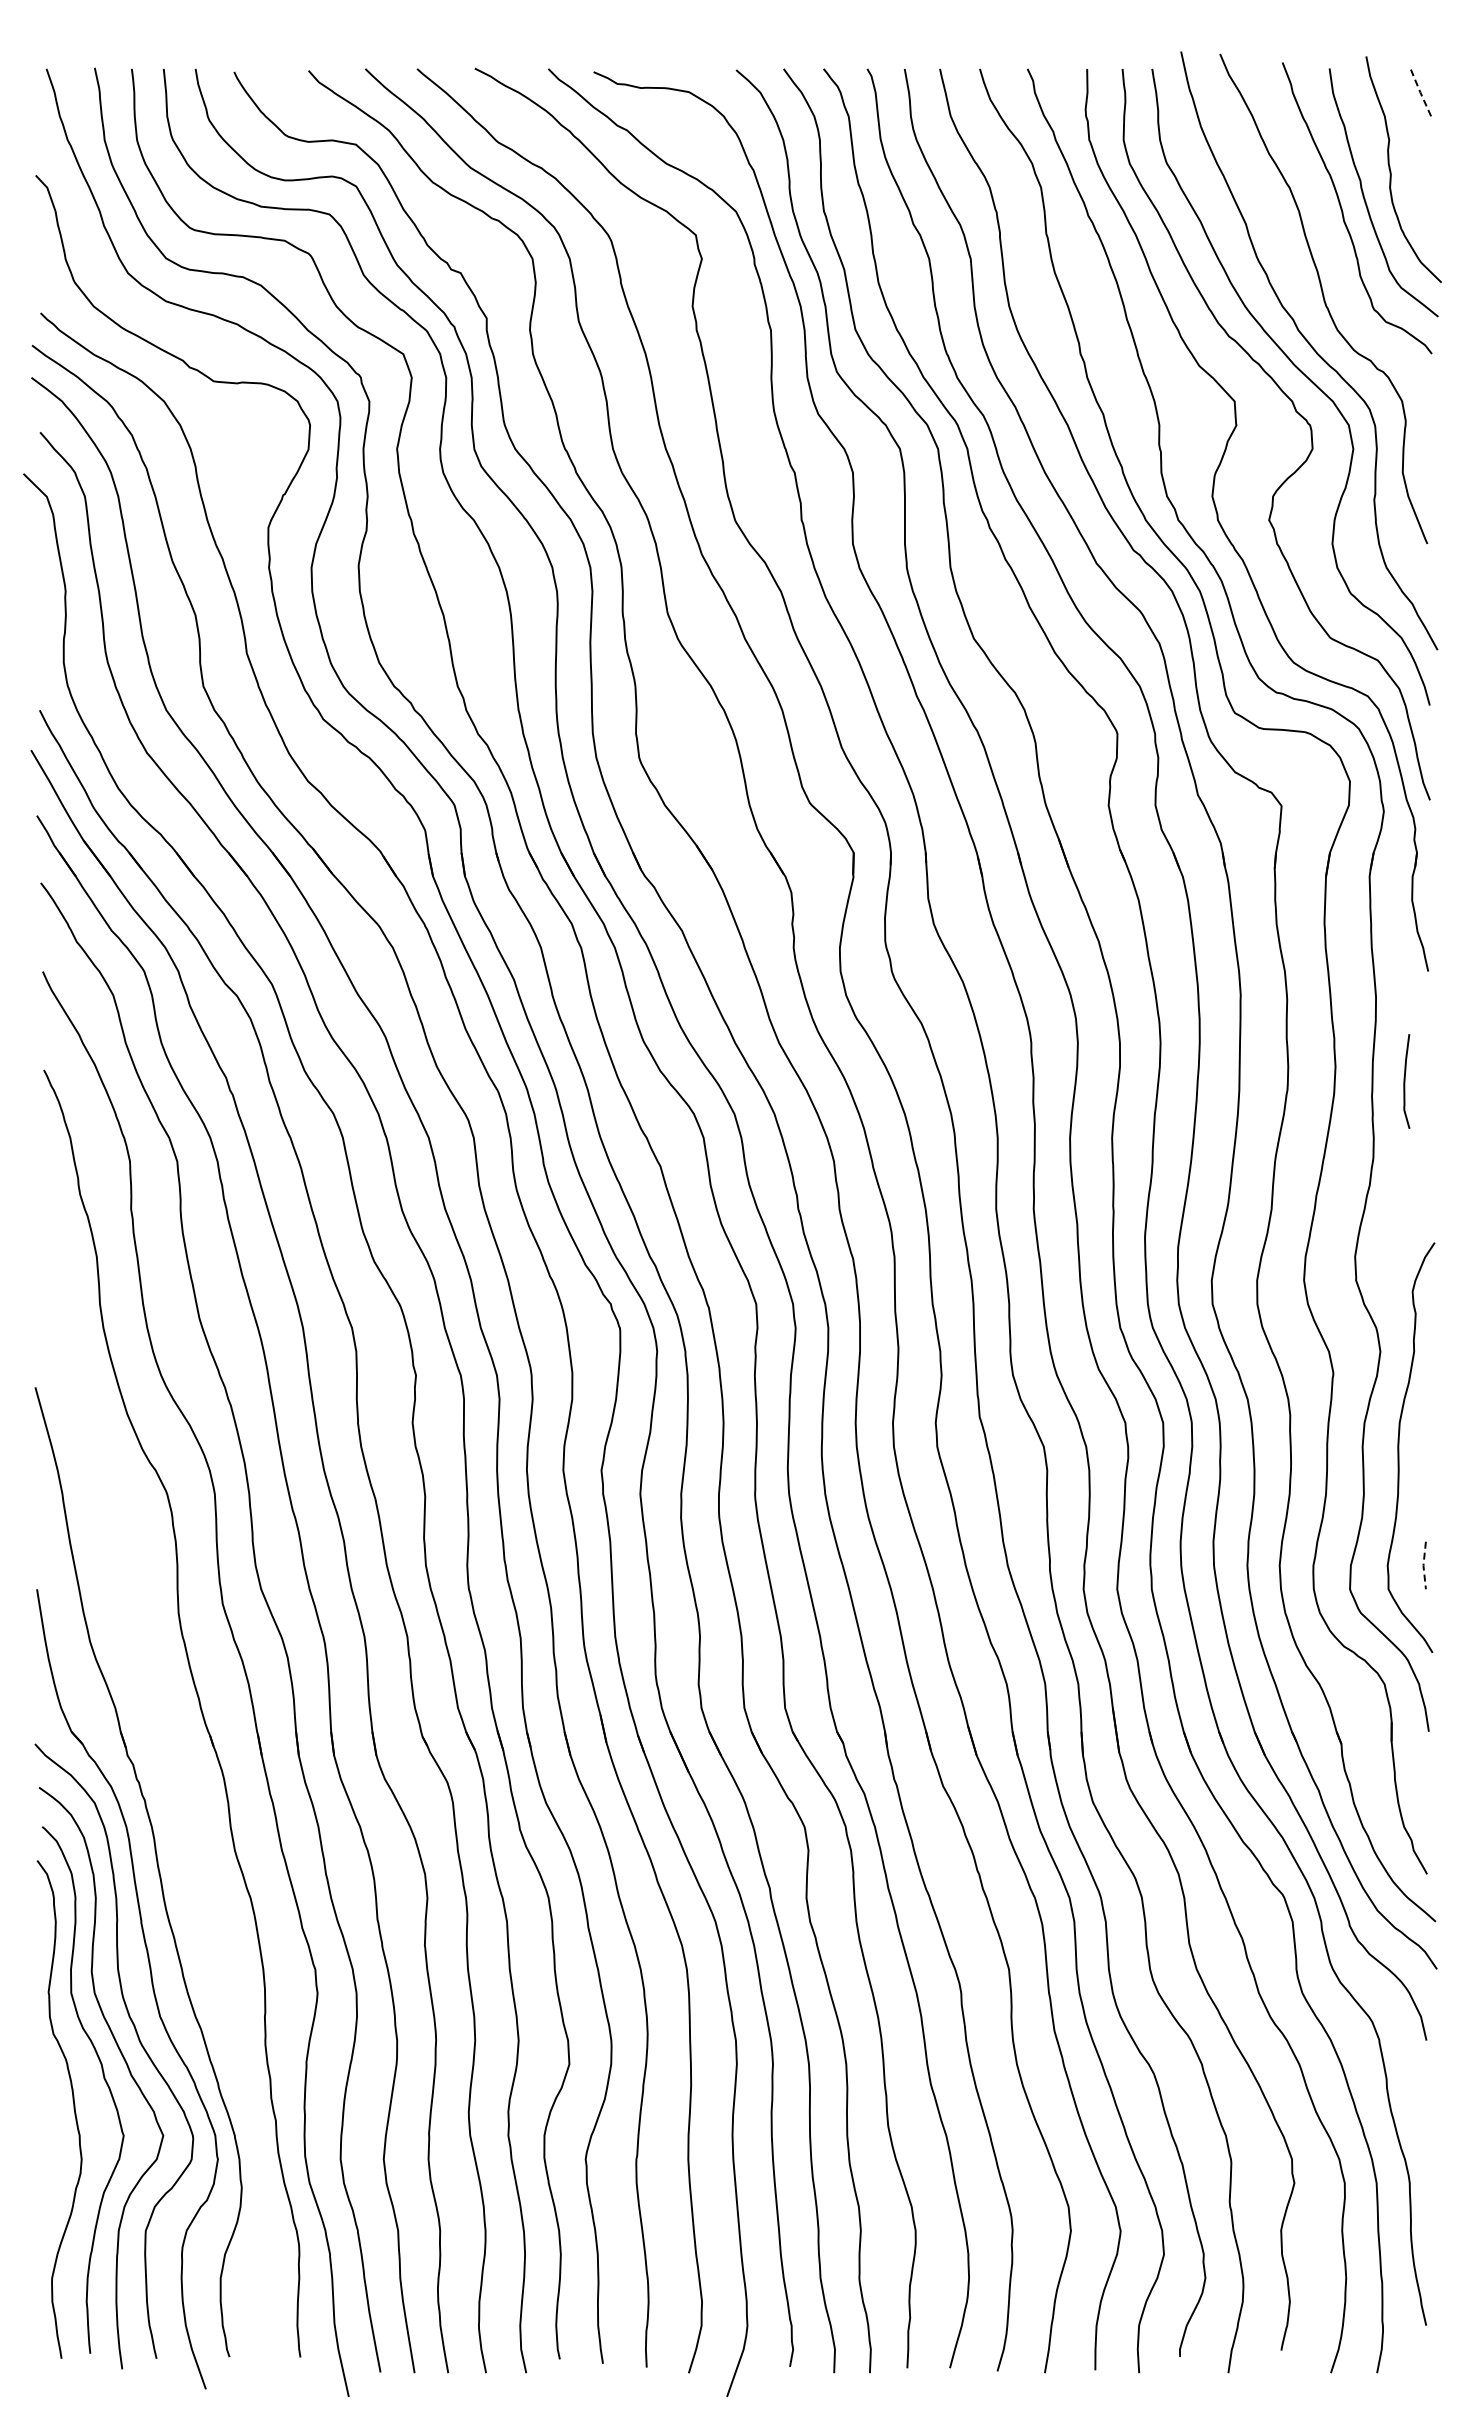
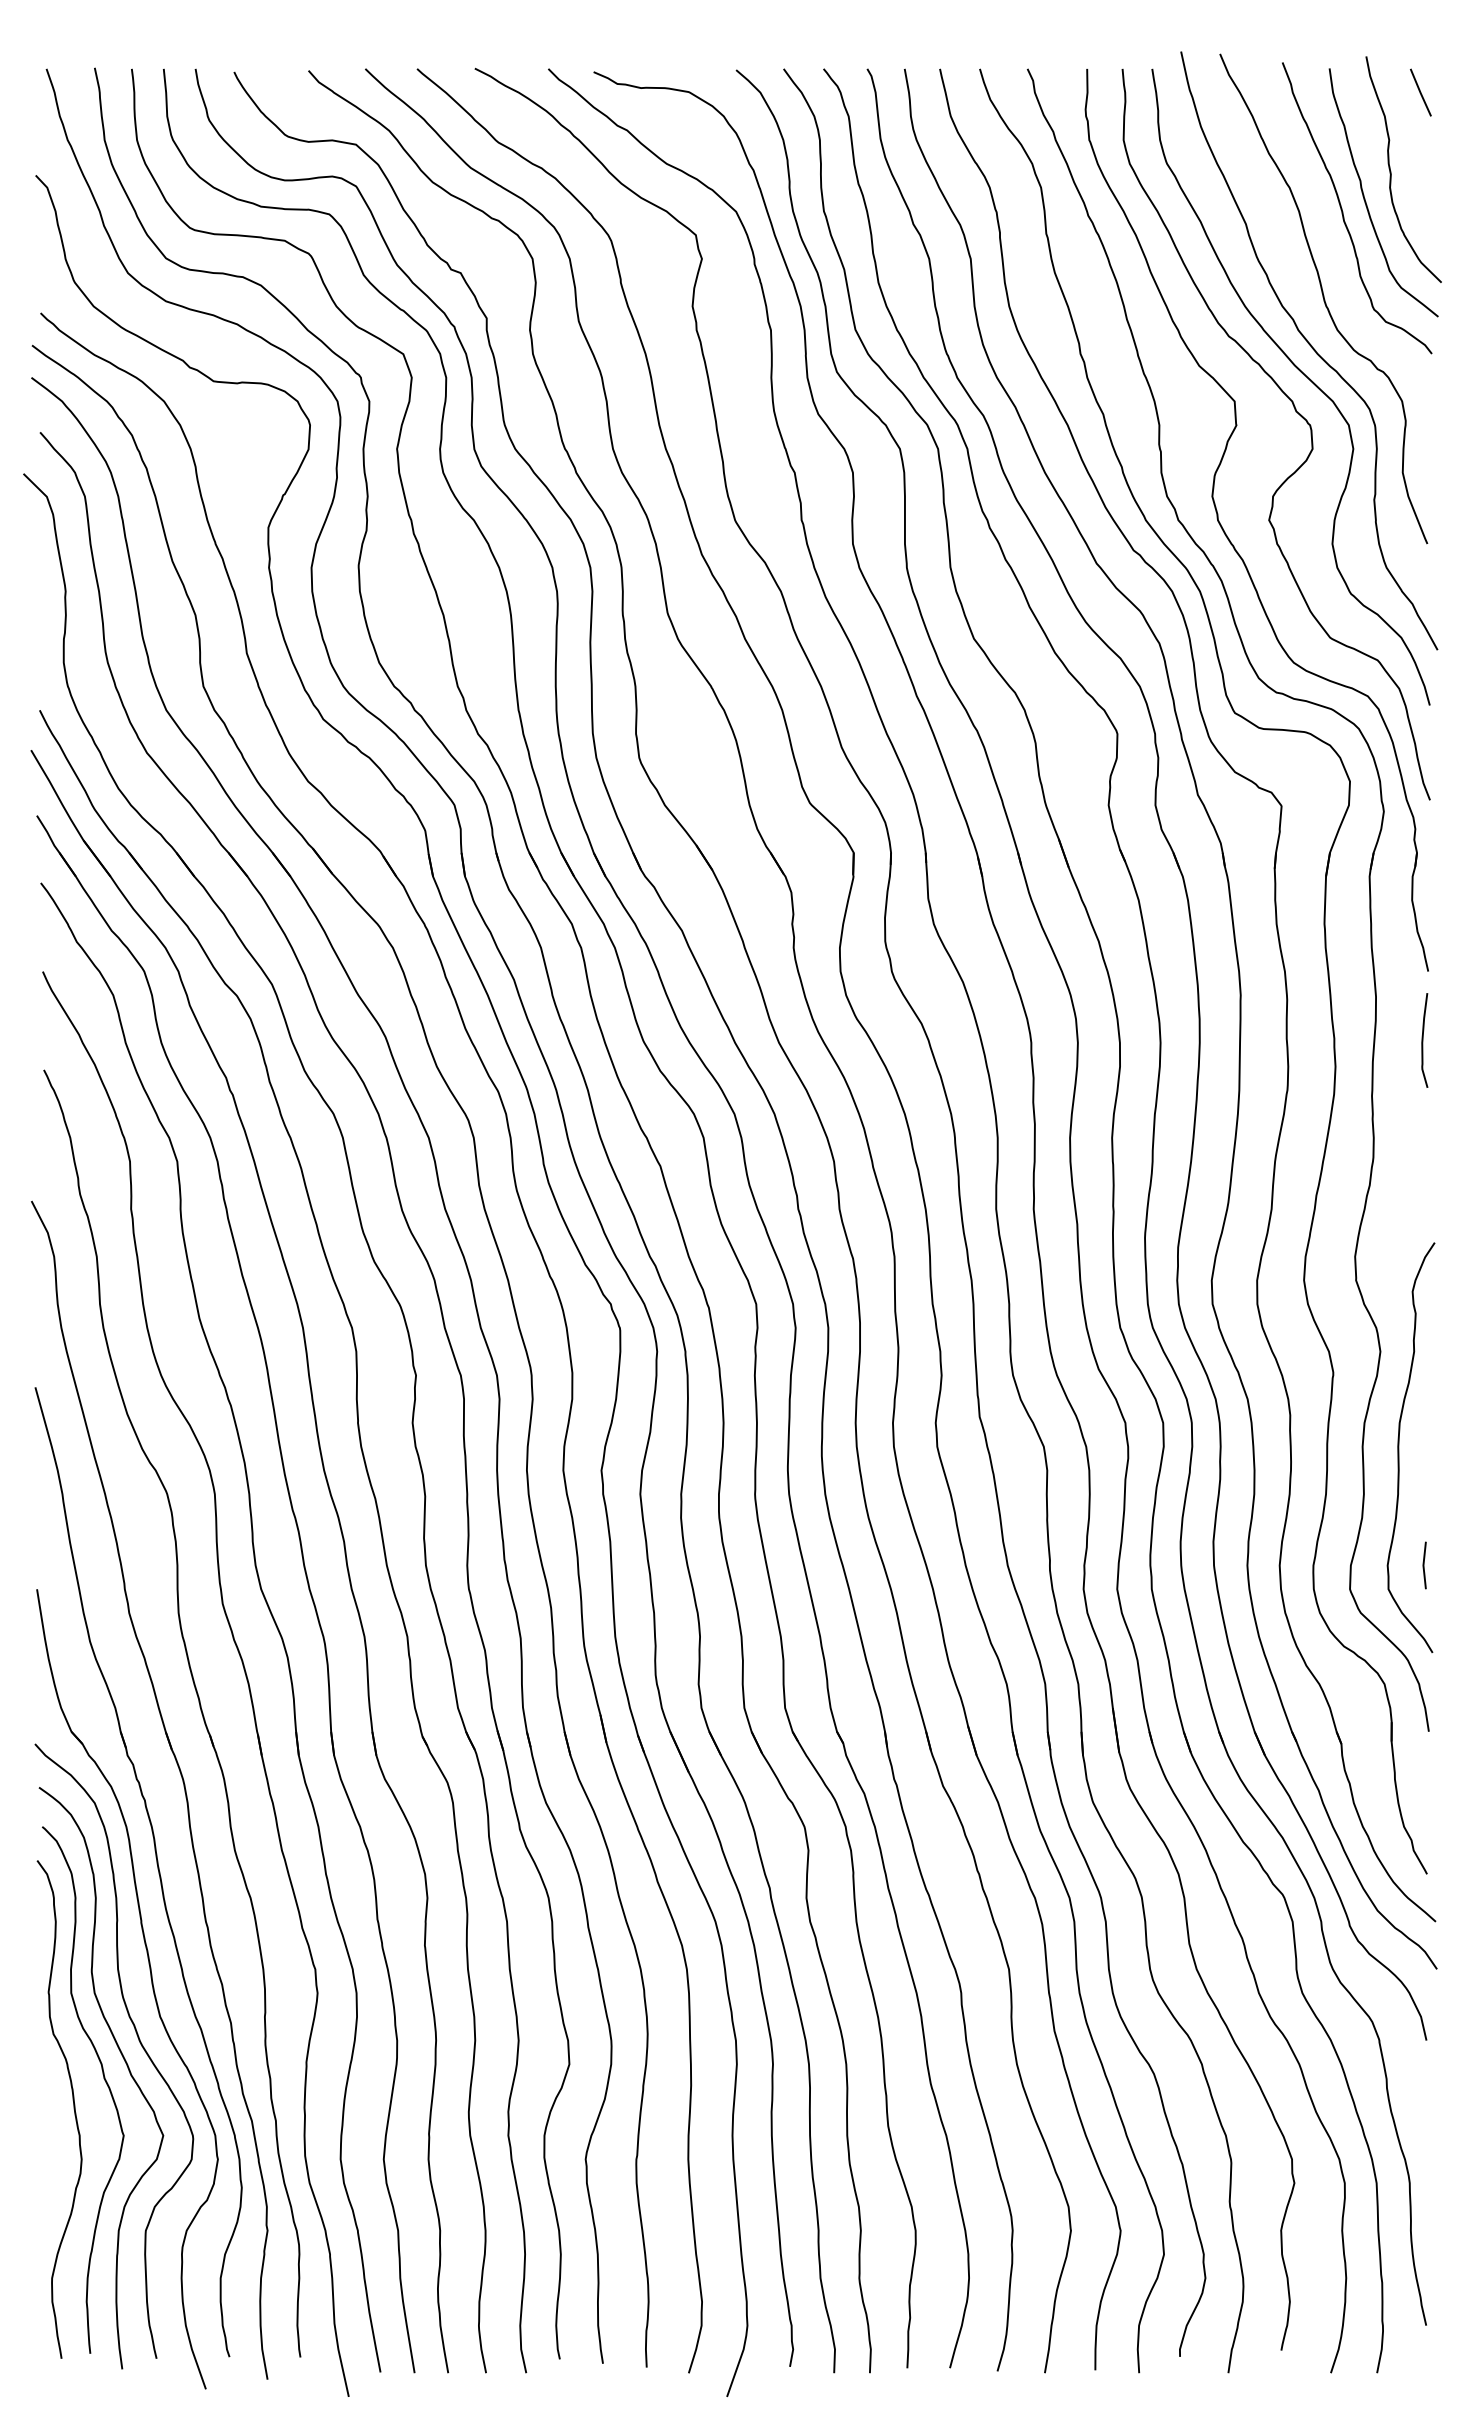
line: dashed -> solid (1420, 92)
curve position: (1405, 1081) -> (1423, 1040) (1423, 1040)
line: dashed -> solid (1423, 1565)
part: none -> present (182, 1782)
